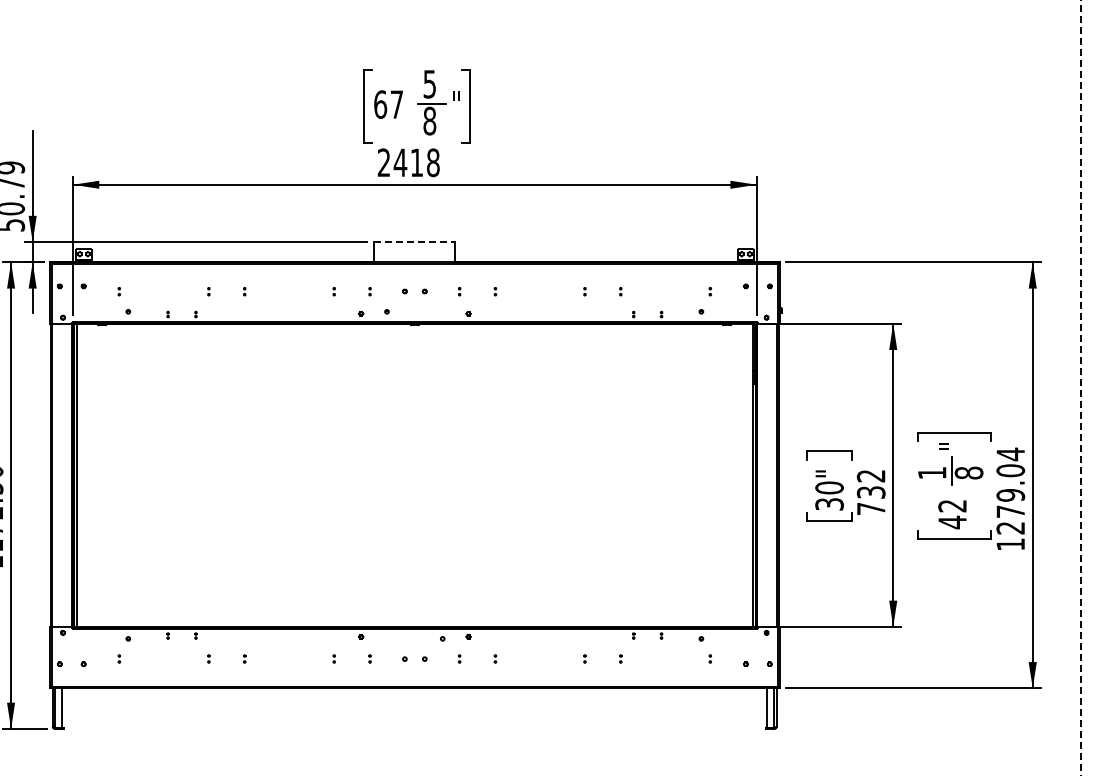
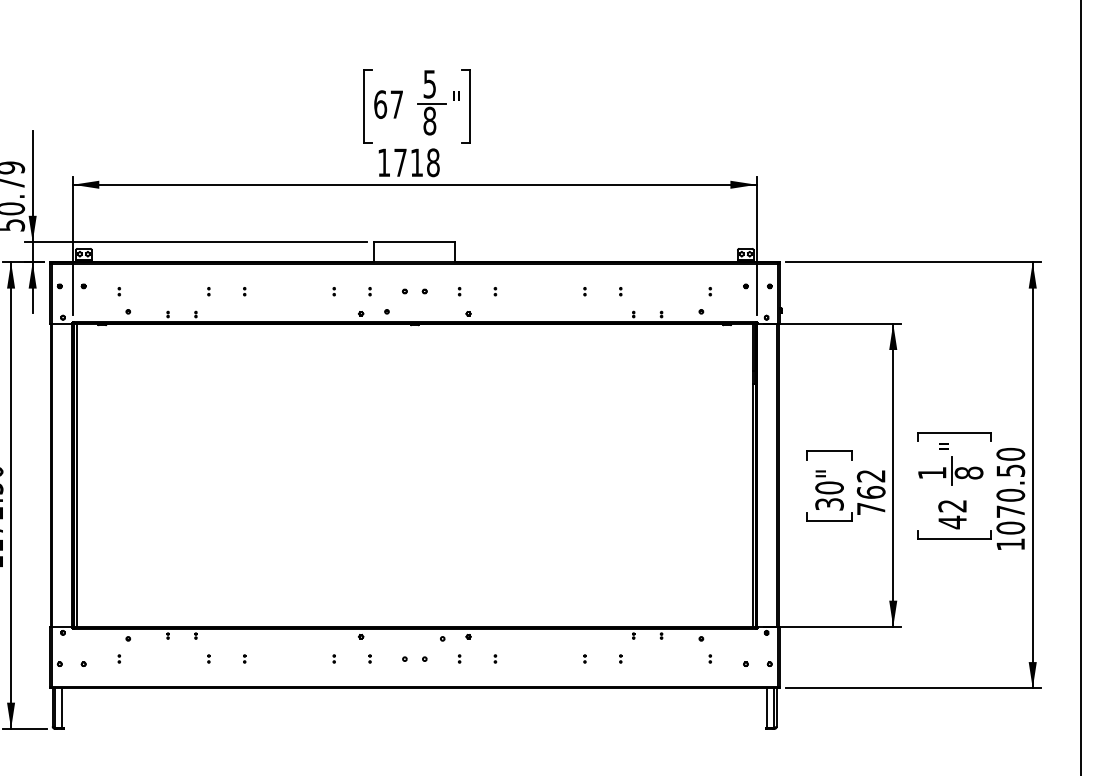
text: 2418 -> 1718 (392, 162)
line: dashed -> solid (415, 242)
line: dashed -> solid (1080, 387)
text: 1279.04 -> 1070.50 (1010, 490)
text: 732 -> 762 (870, 492)
